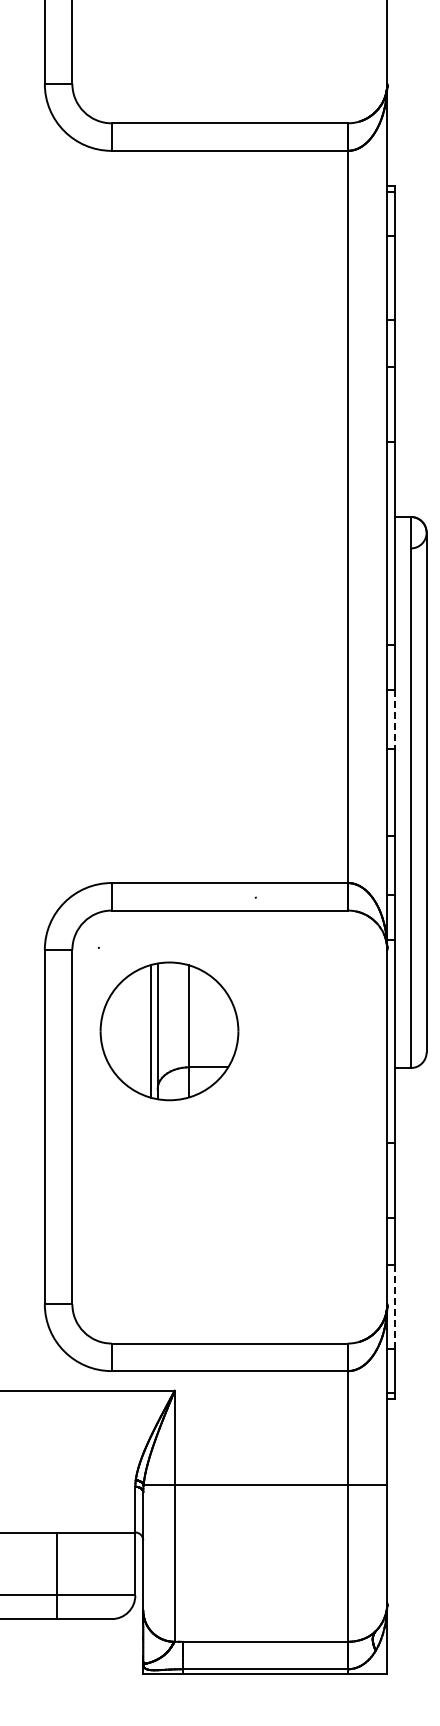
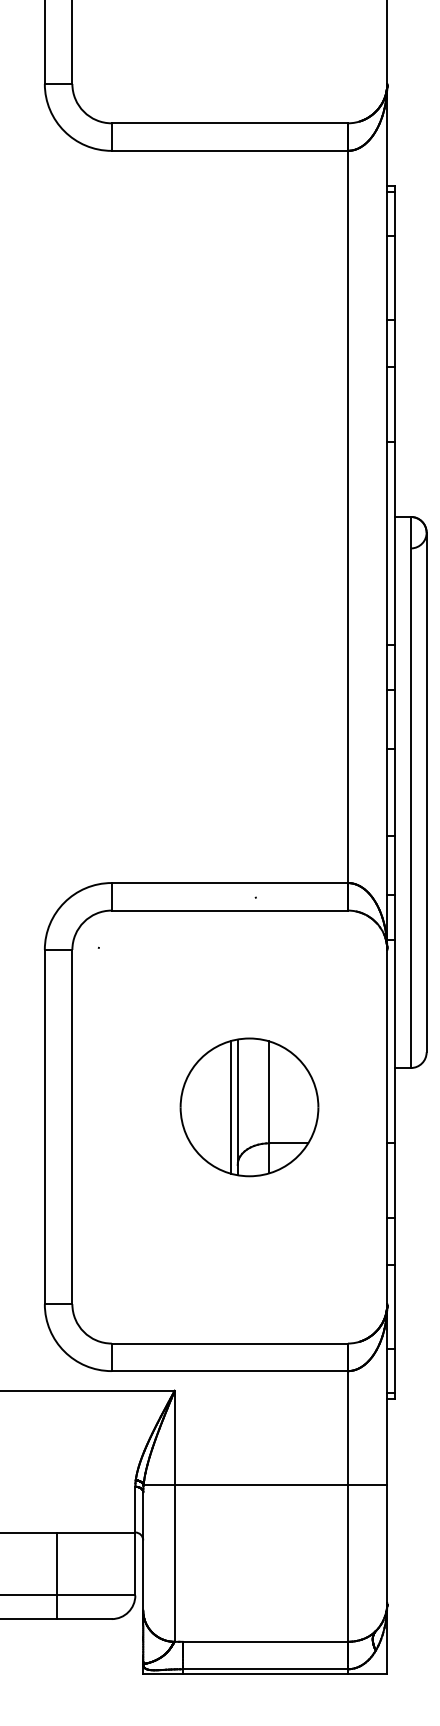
line: dashed -> solid (395, 720)
part position: (169, 1031) -> (249, 1107) (249, 1107)
line: dashed -> solid (395, 1307)
